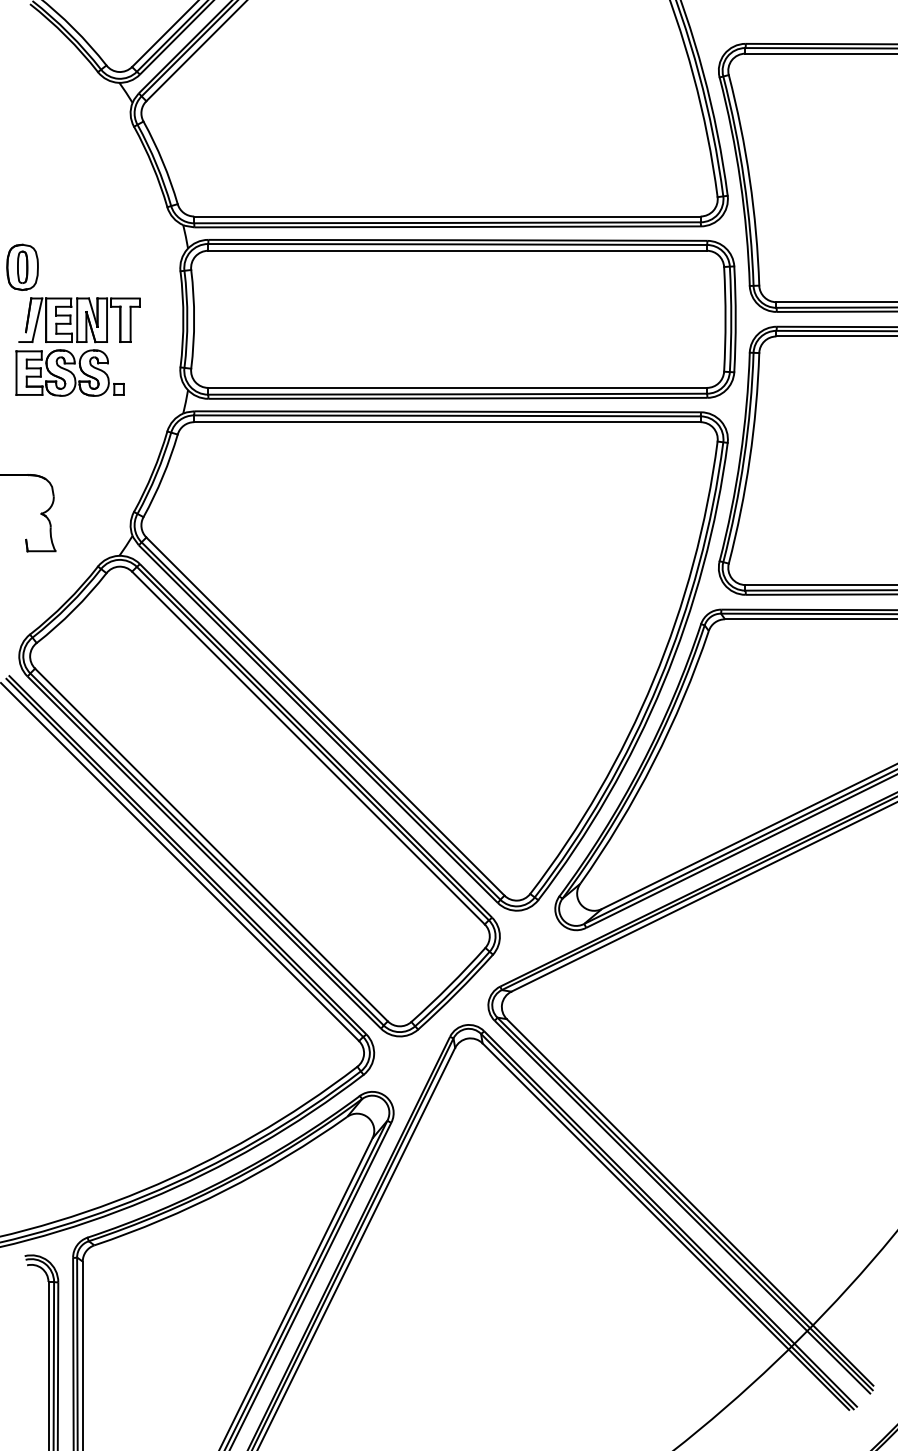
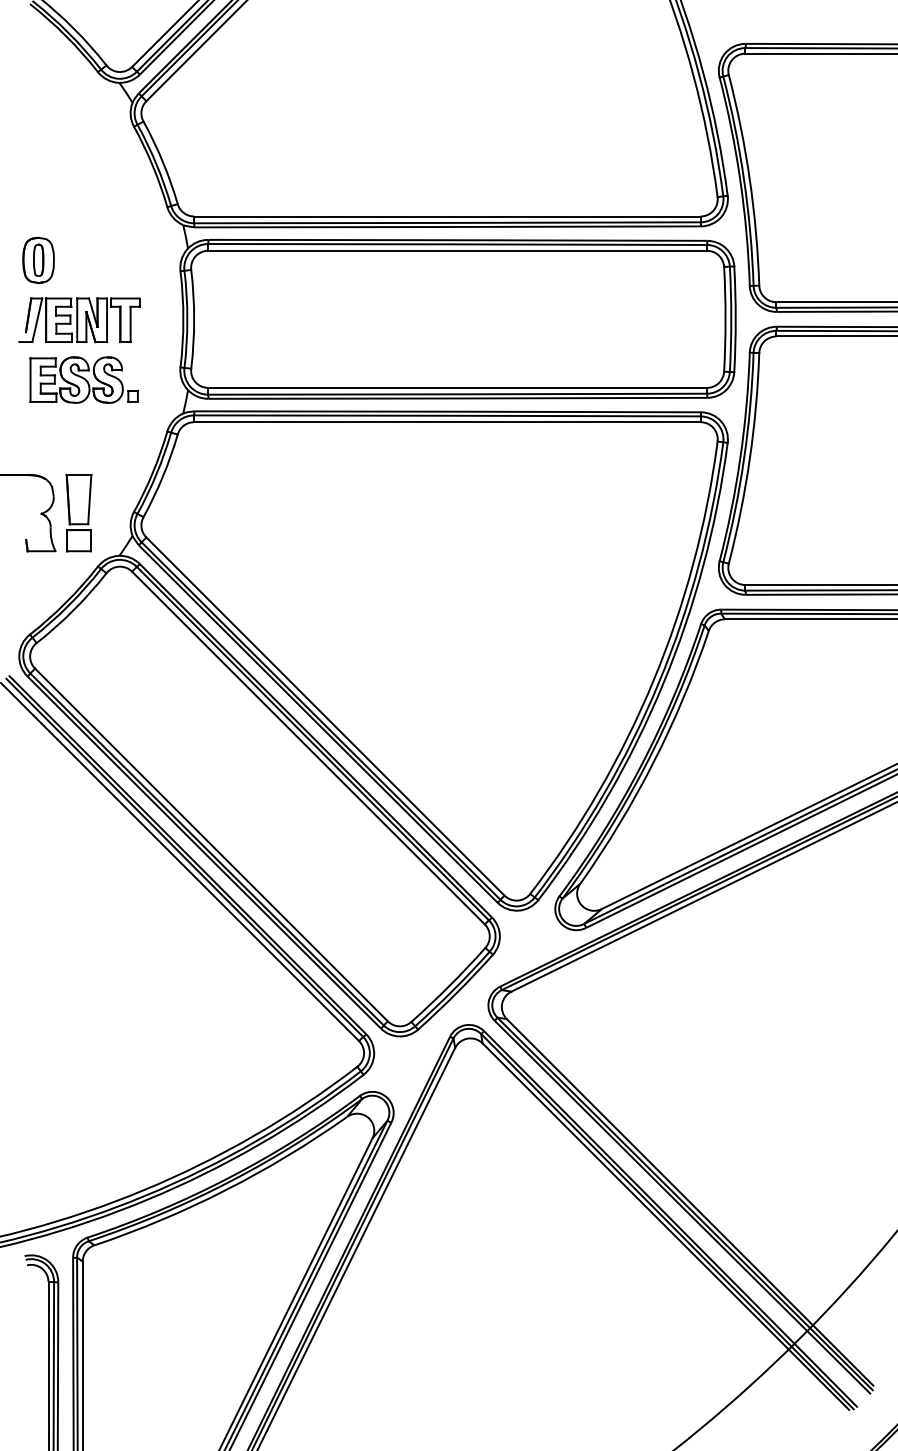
part position: (22, 266) -> (38, 259) (38, 259)
part position: (69, 372) -> (83, 379) (83, 379)
part: none -> present (78, 513)
